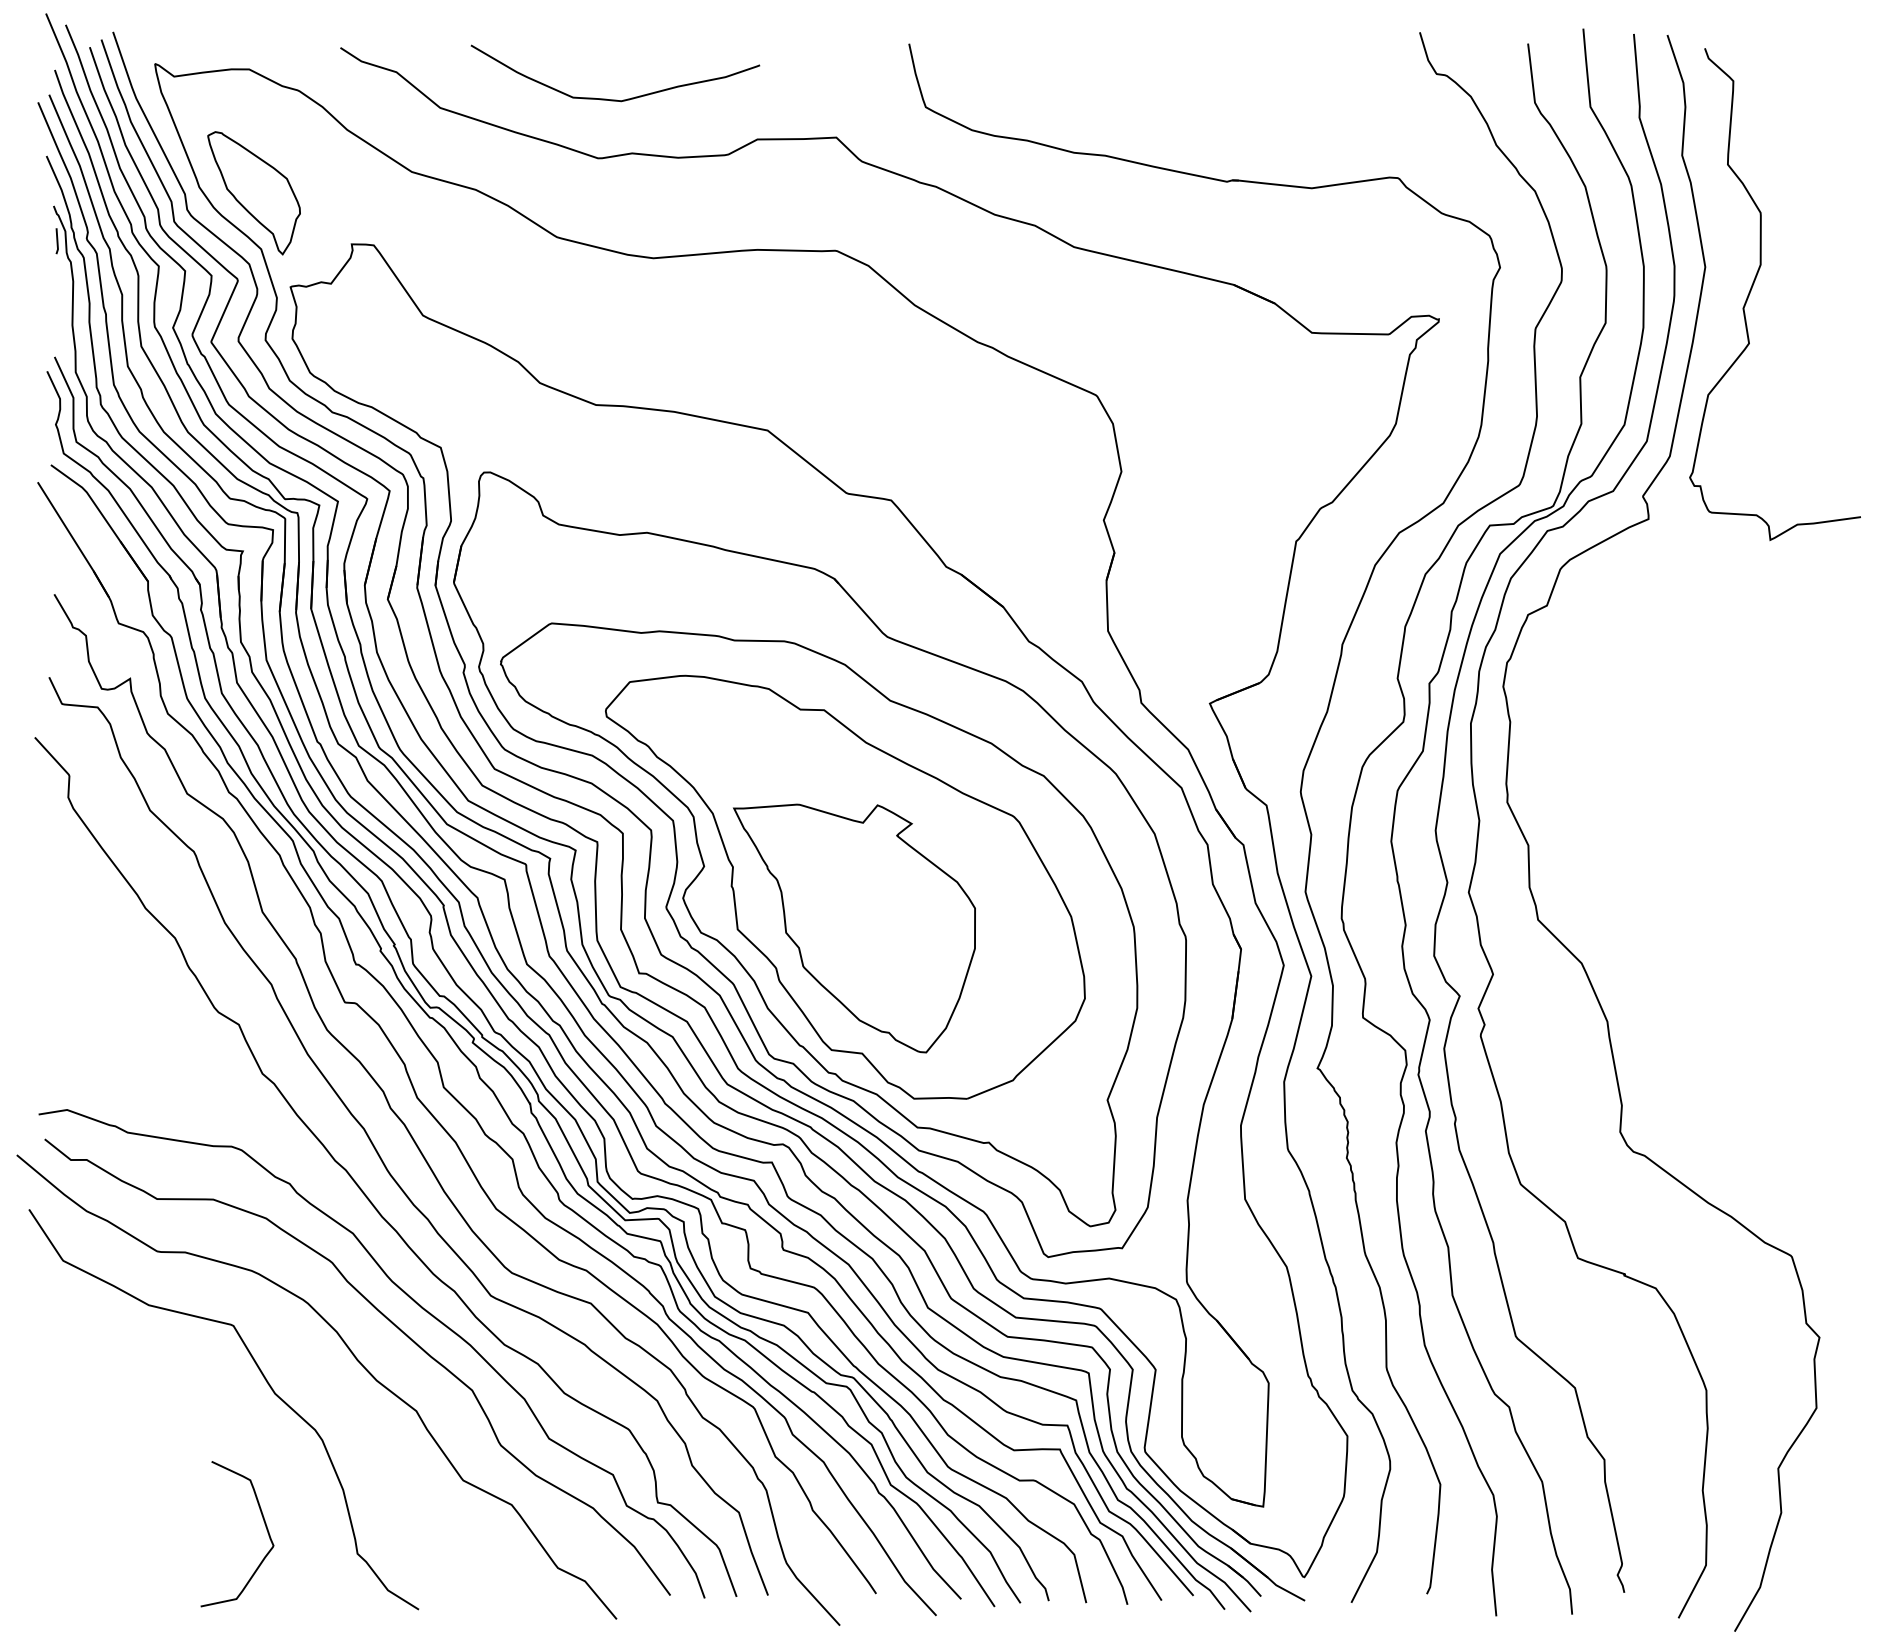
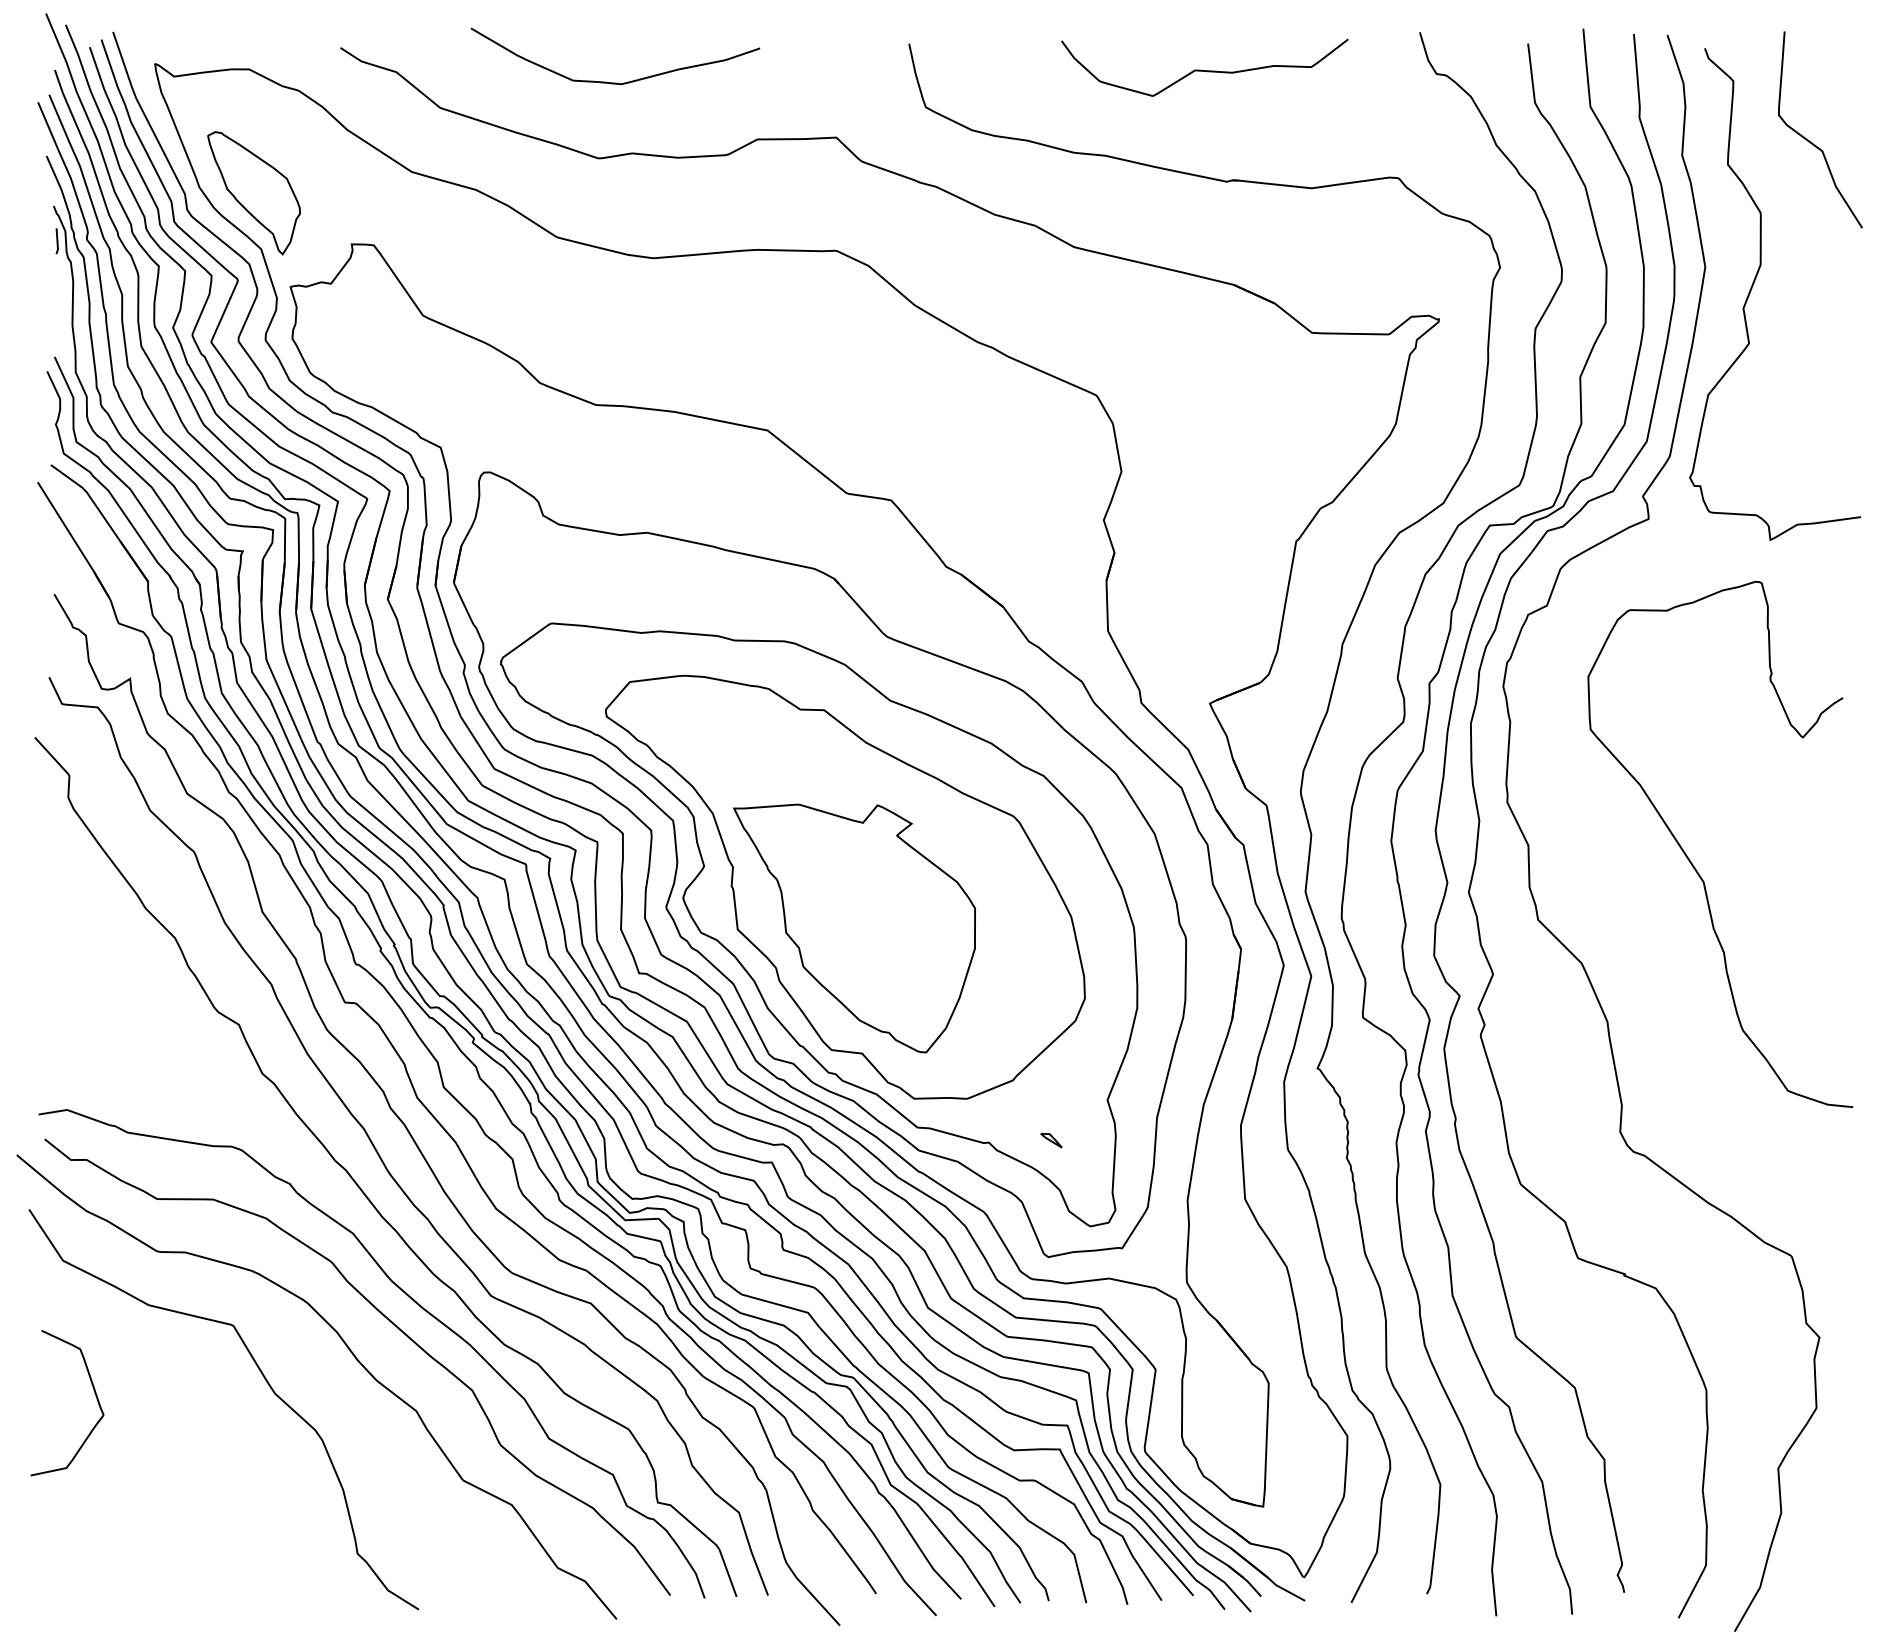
curve: none -> present (1204, 70)
curve position: (615, 99) -> (615, 82) (615, 82)
curve: none -> present (1812, 142)
curve: none -> present (1691, 861)
part: none -> present (1051, 1140)
curve position: (264, 1524) -> (94, 1393) (94, 1393)
